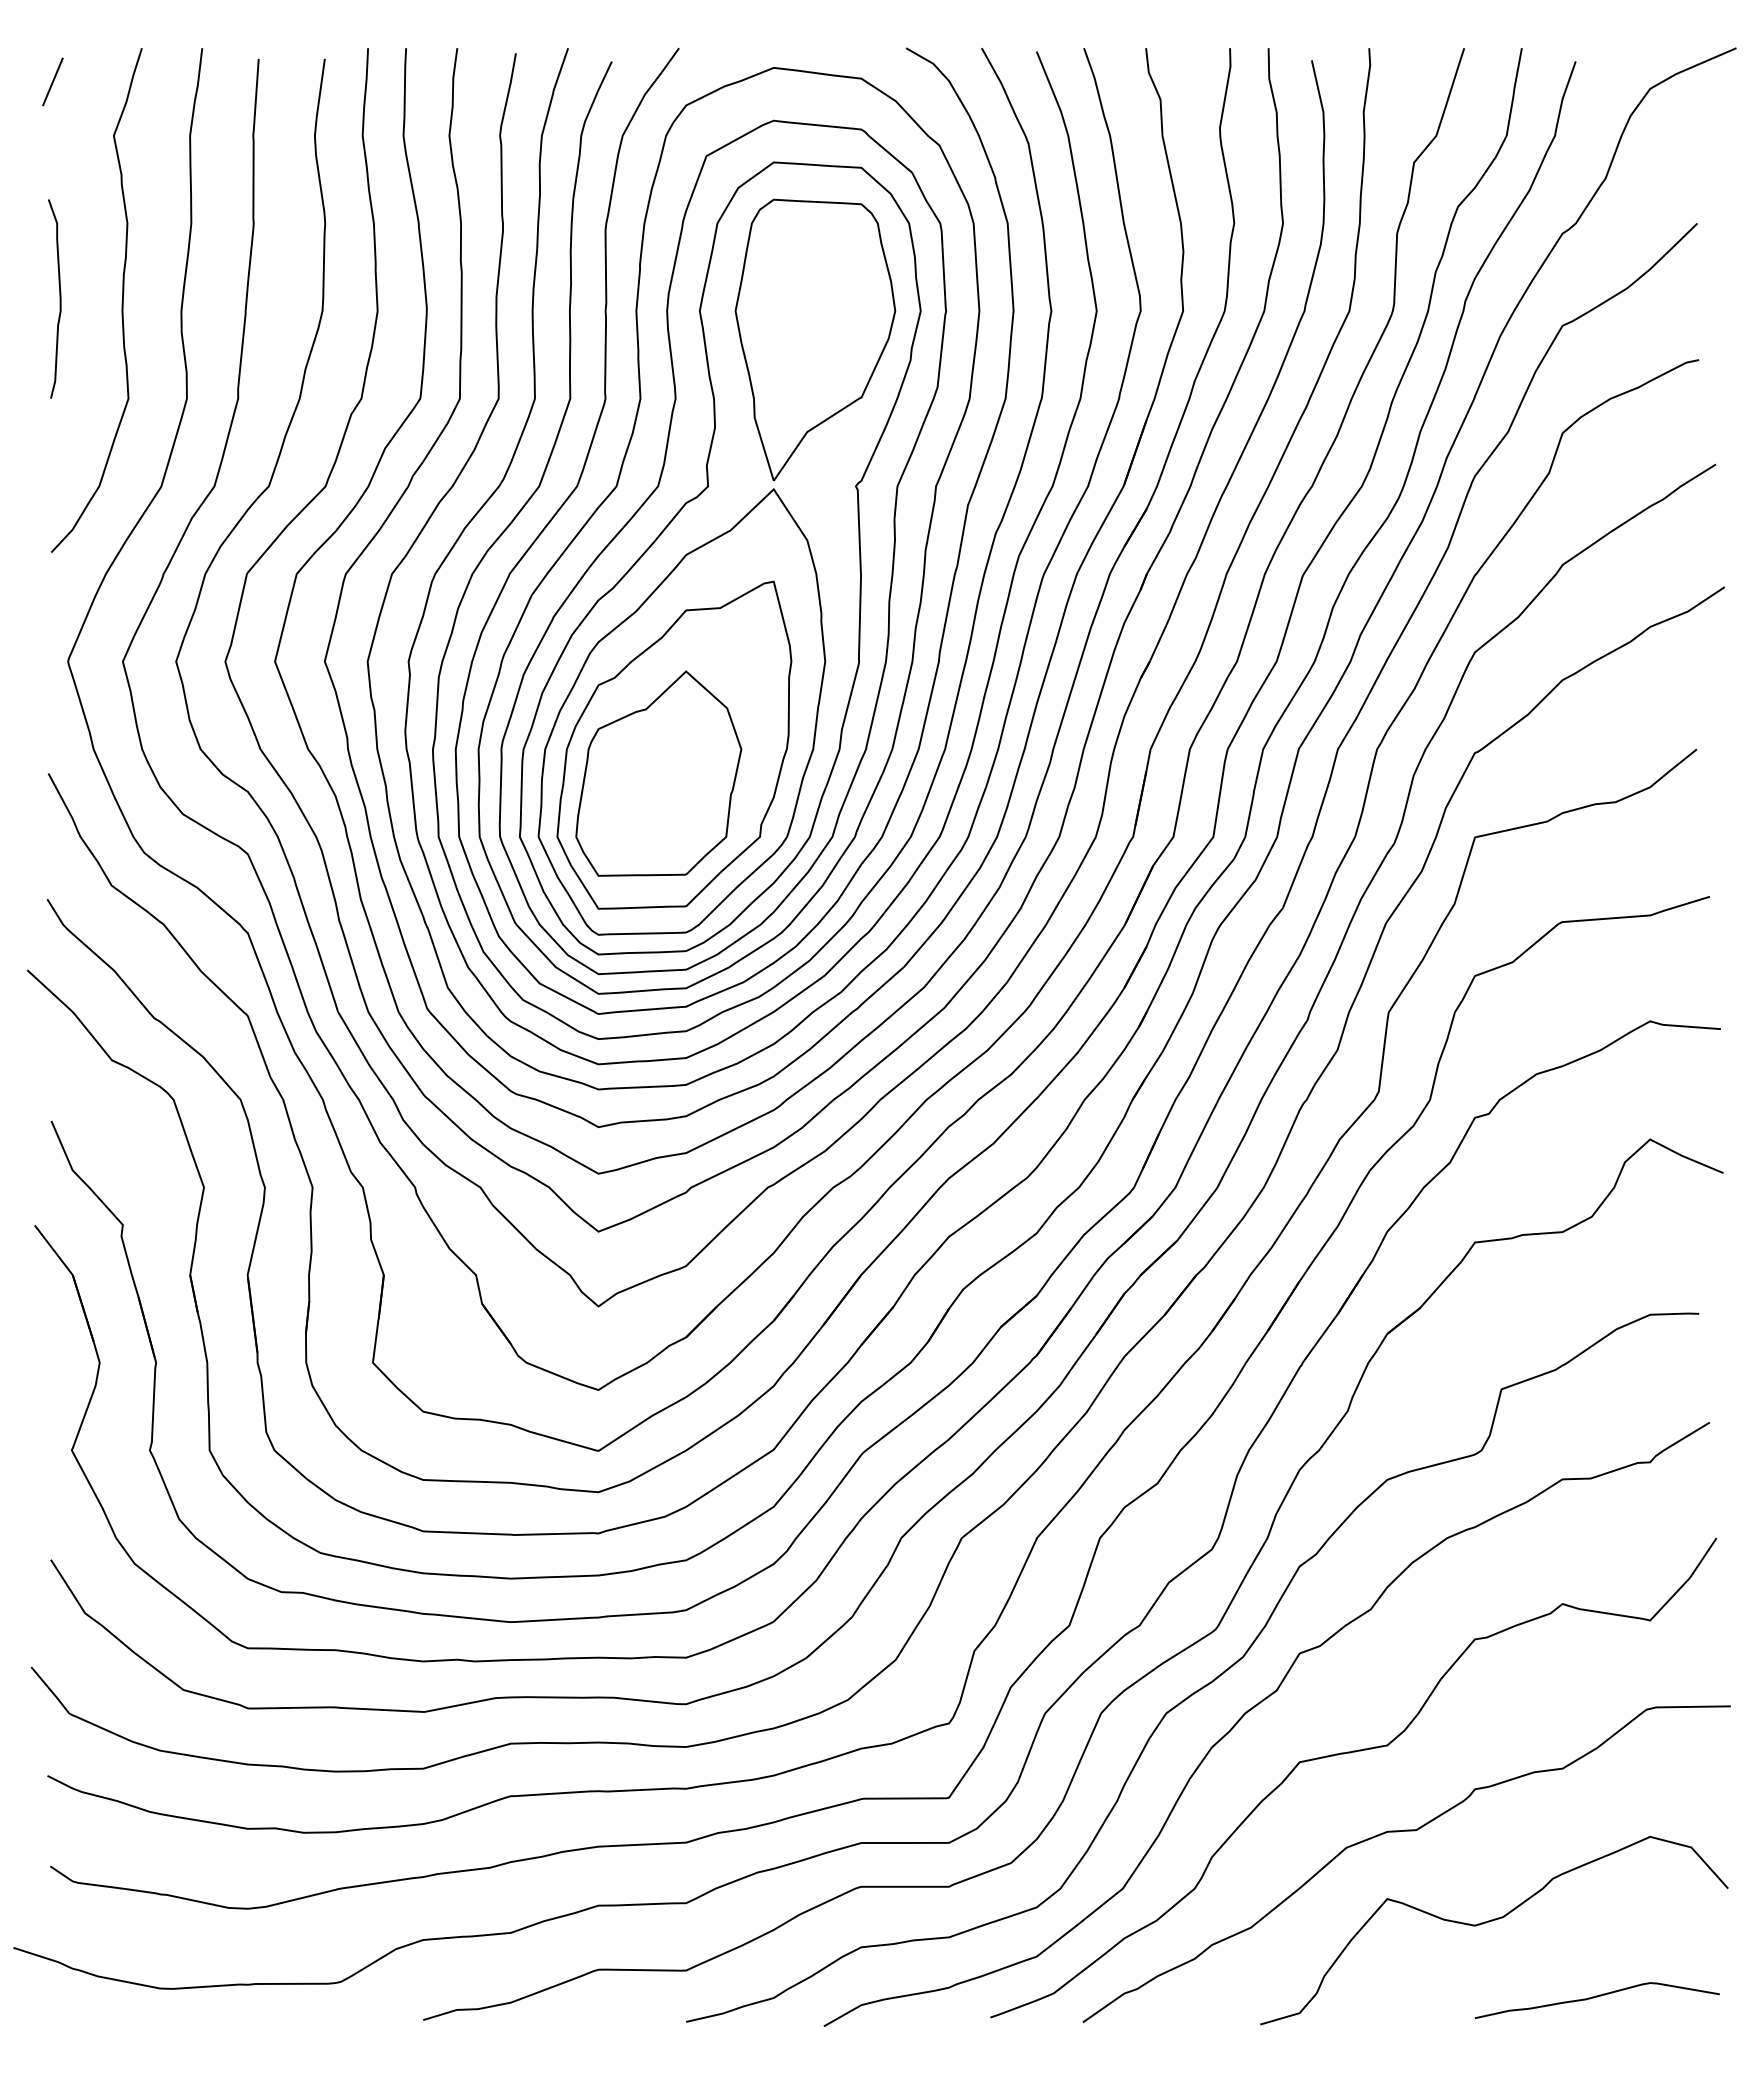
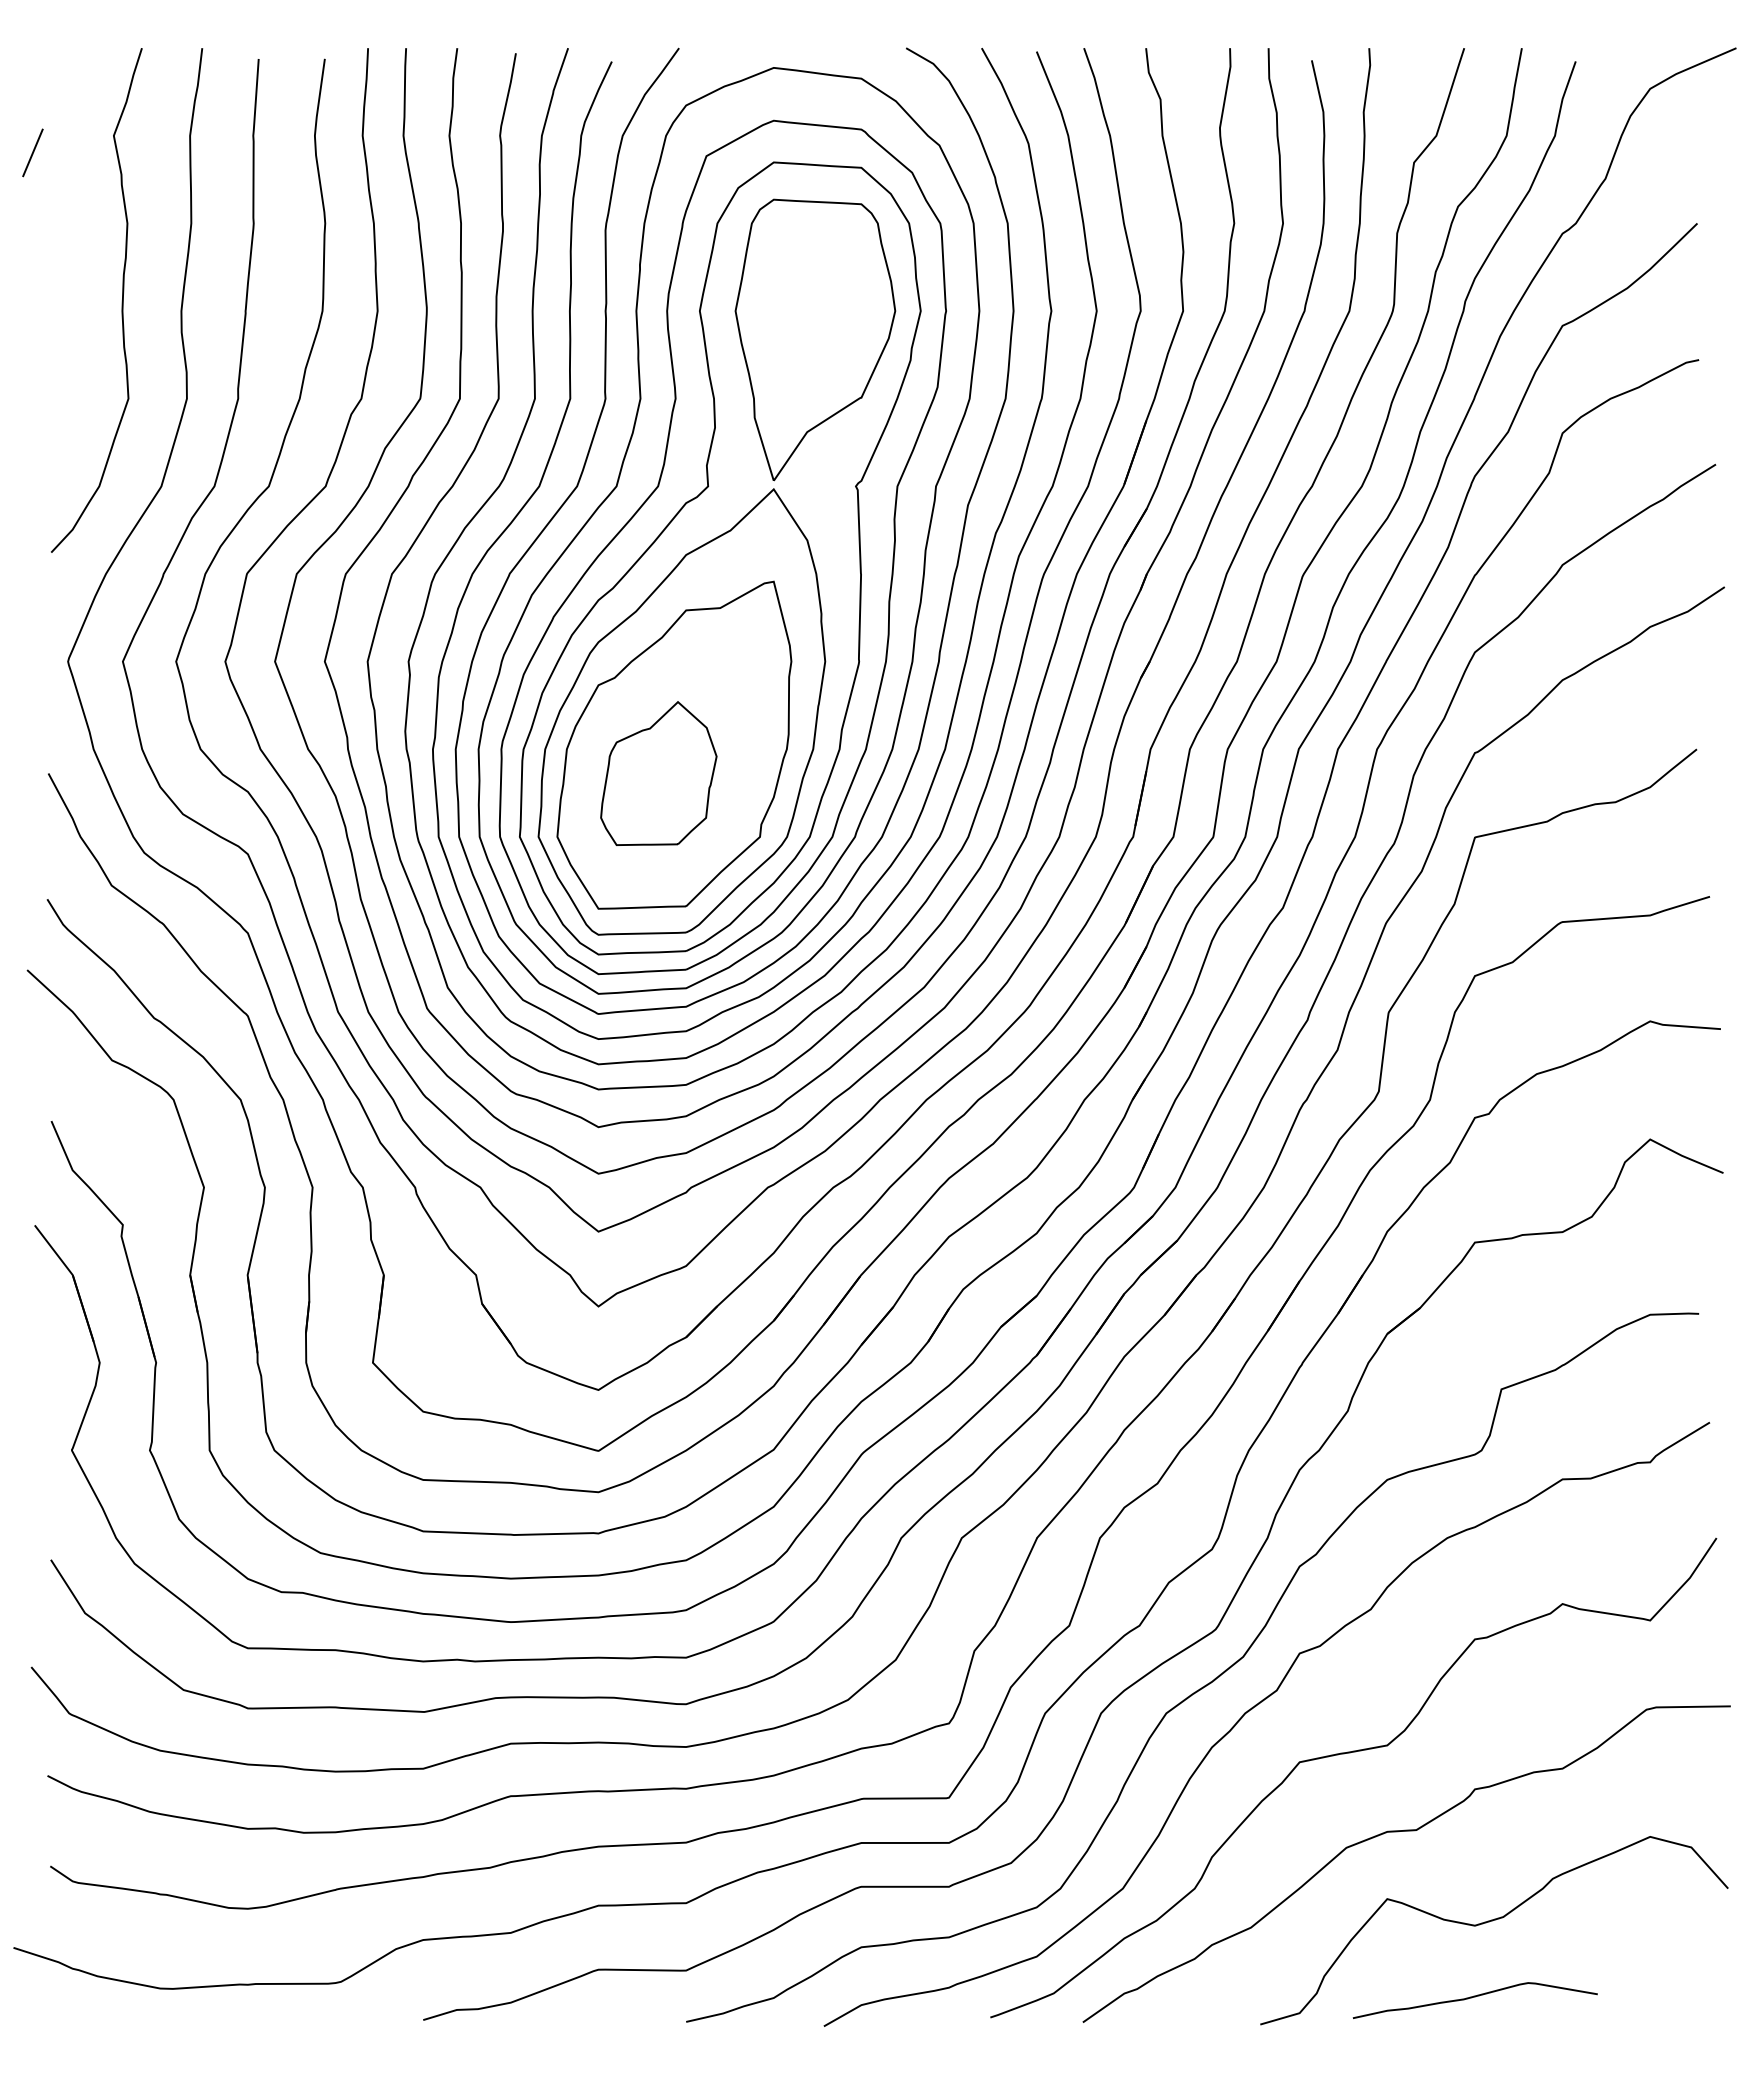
line position: (52, 81) -> (32, 152) (32, 152)
curve: present -> none (59, 298)
part size: 168x207 px -> 118x145 px (658, 773)
curve position: (1596, 1997) -> (1474, 1997) (1474, 1997)
